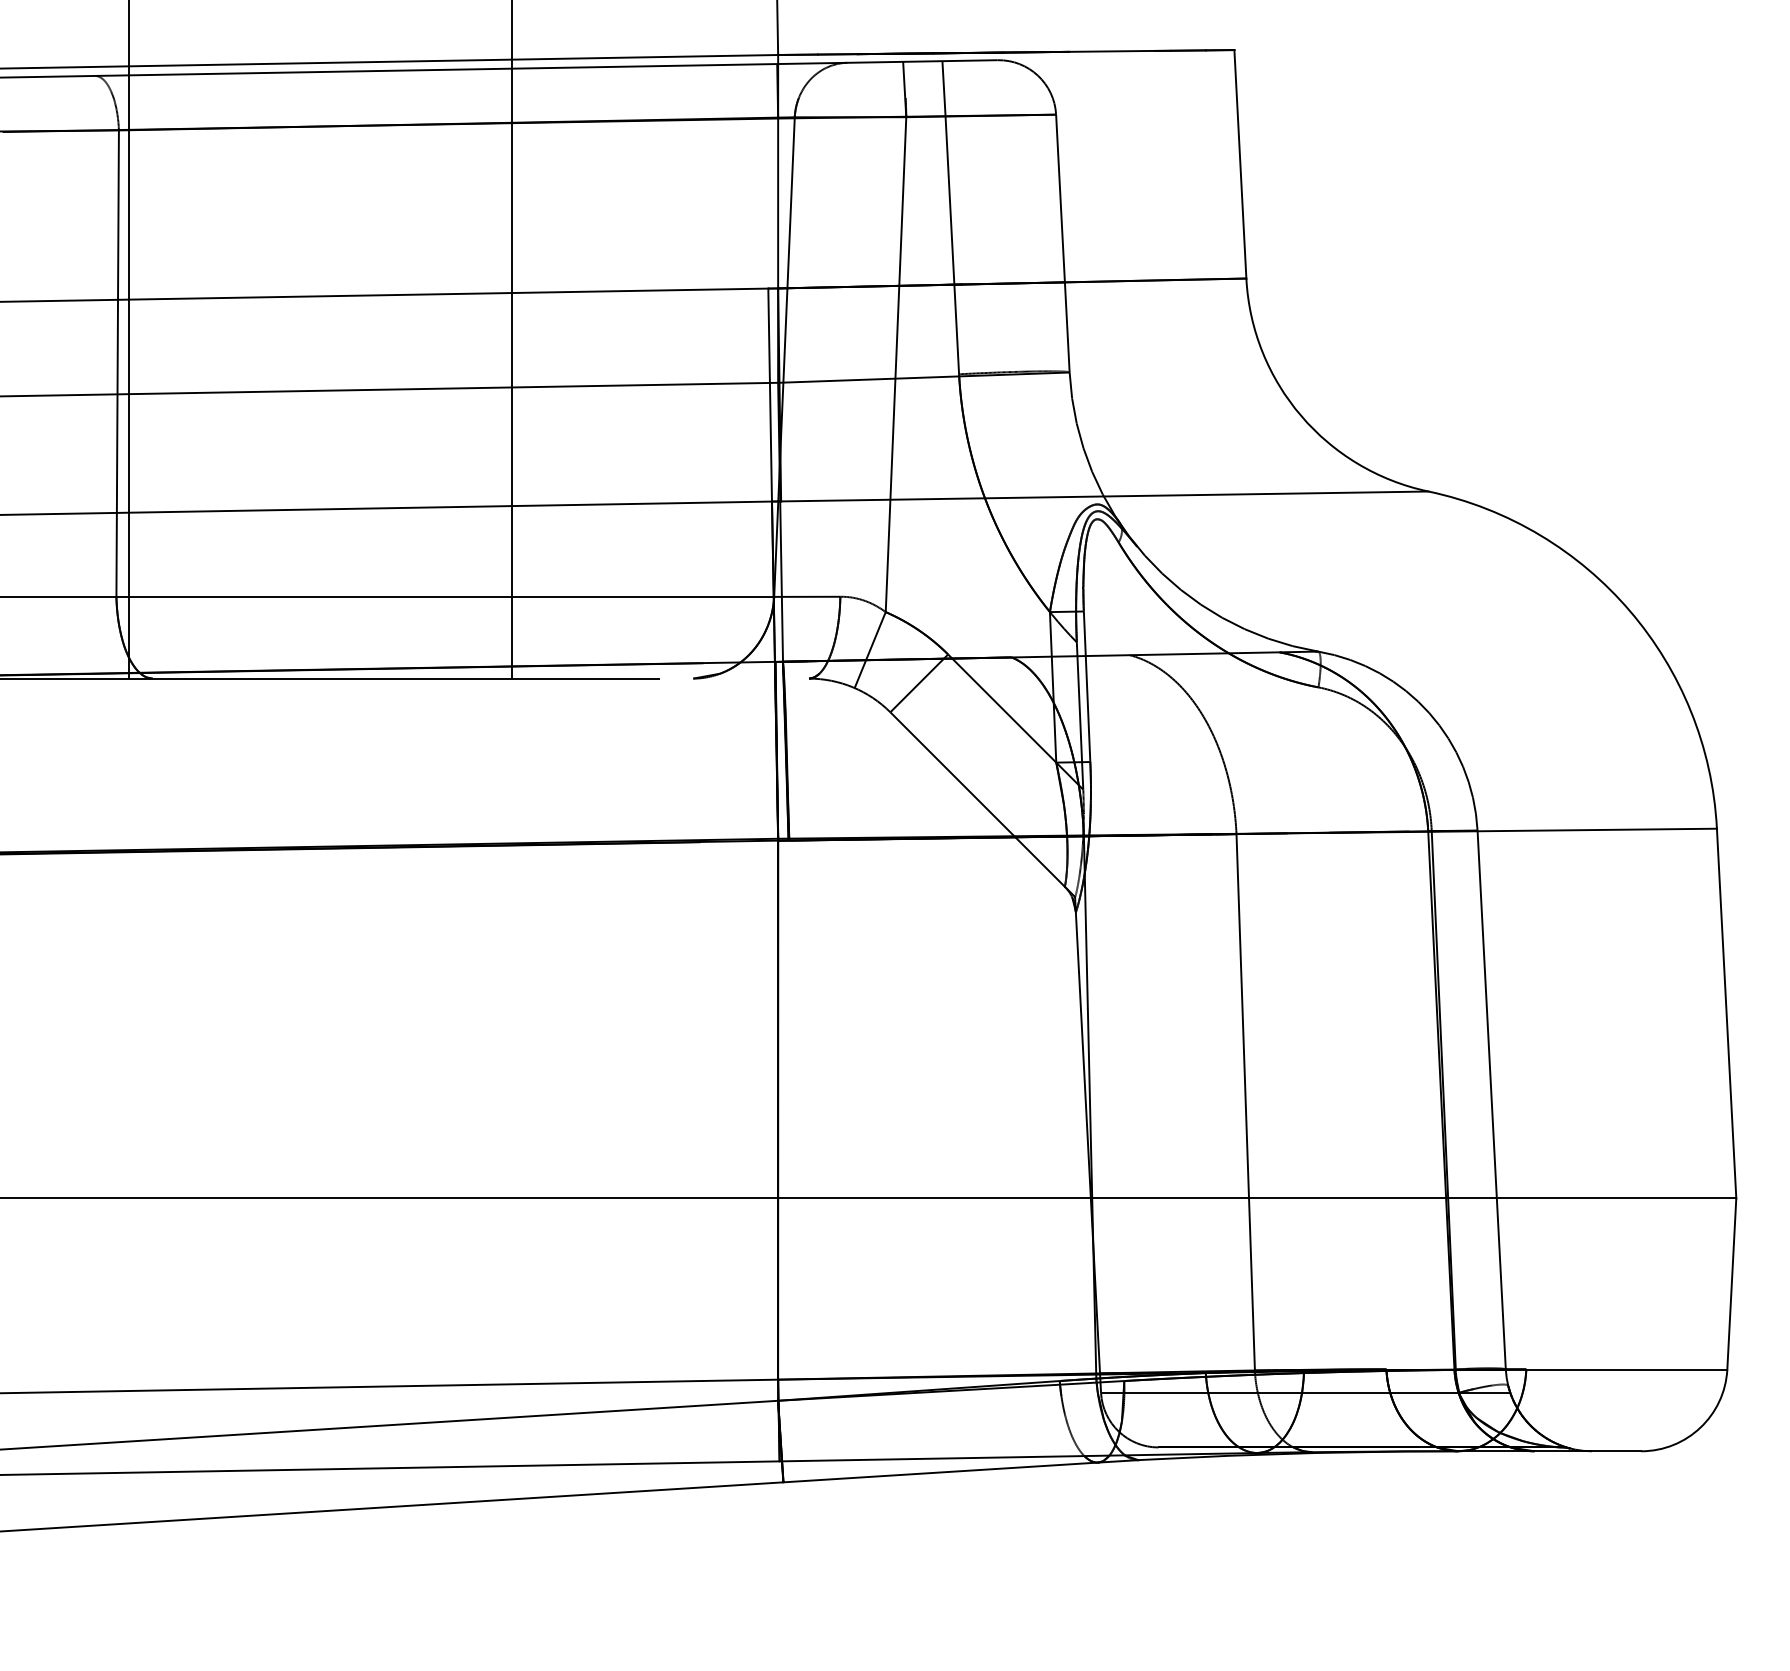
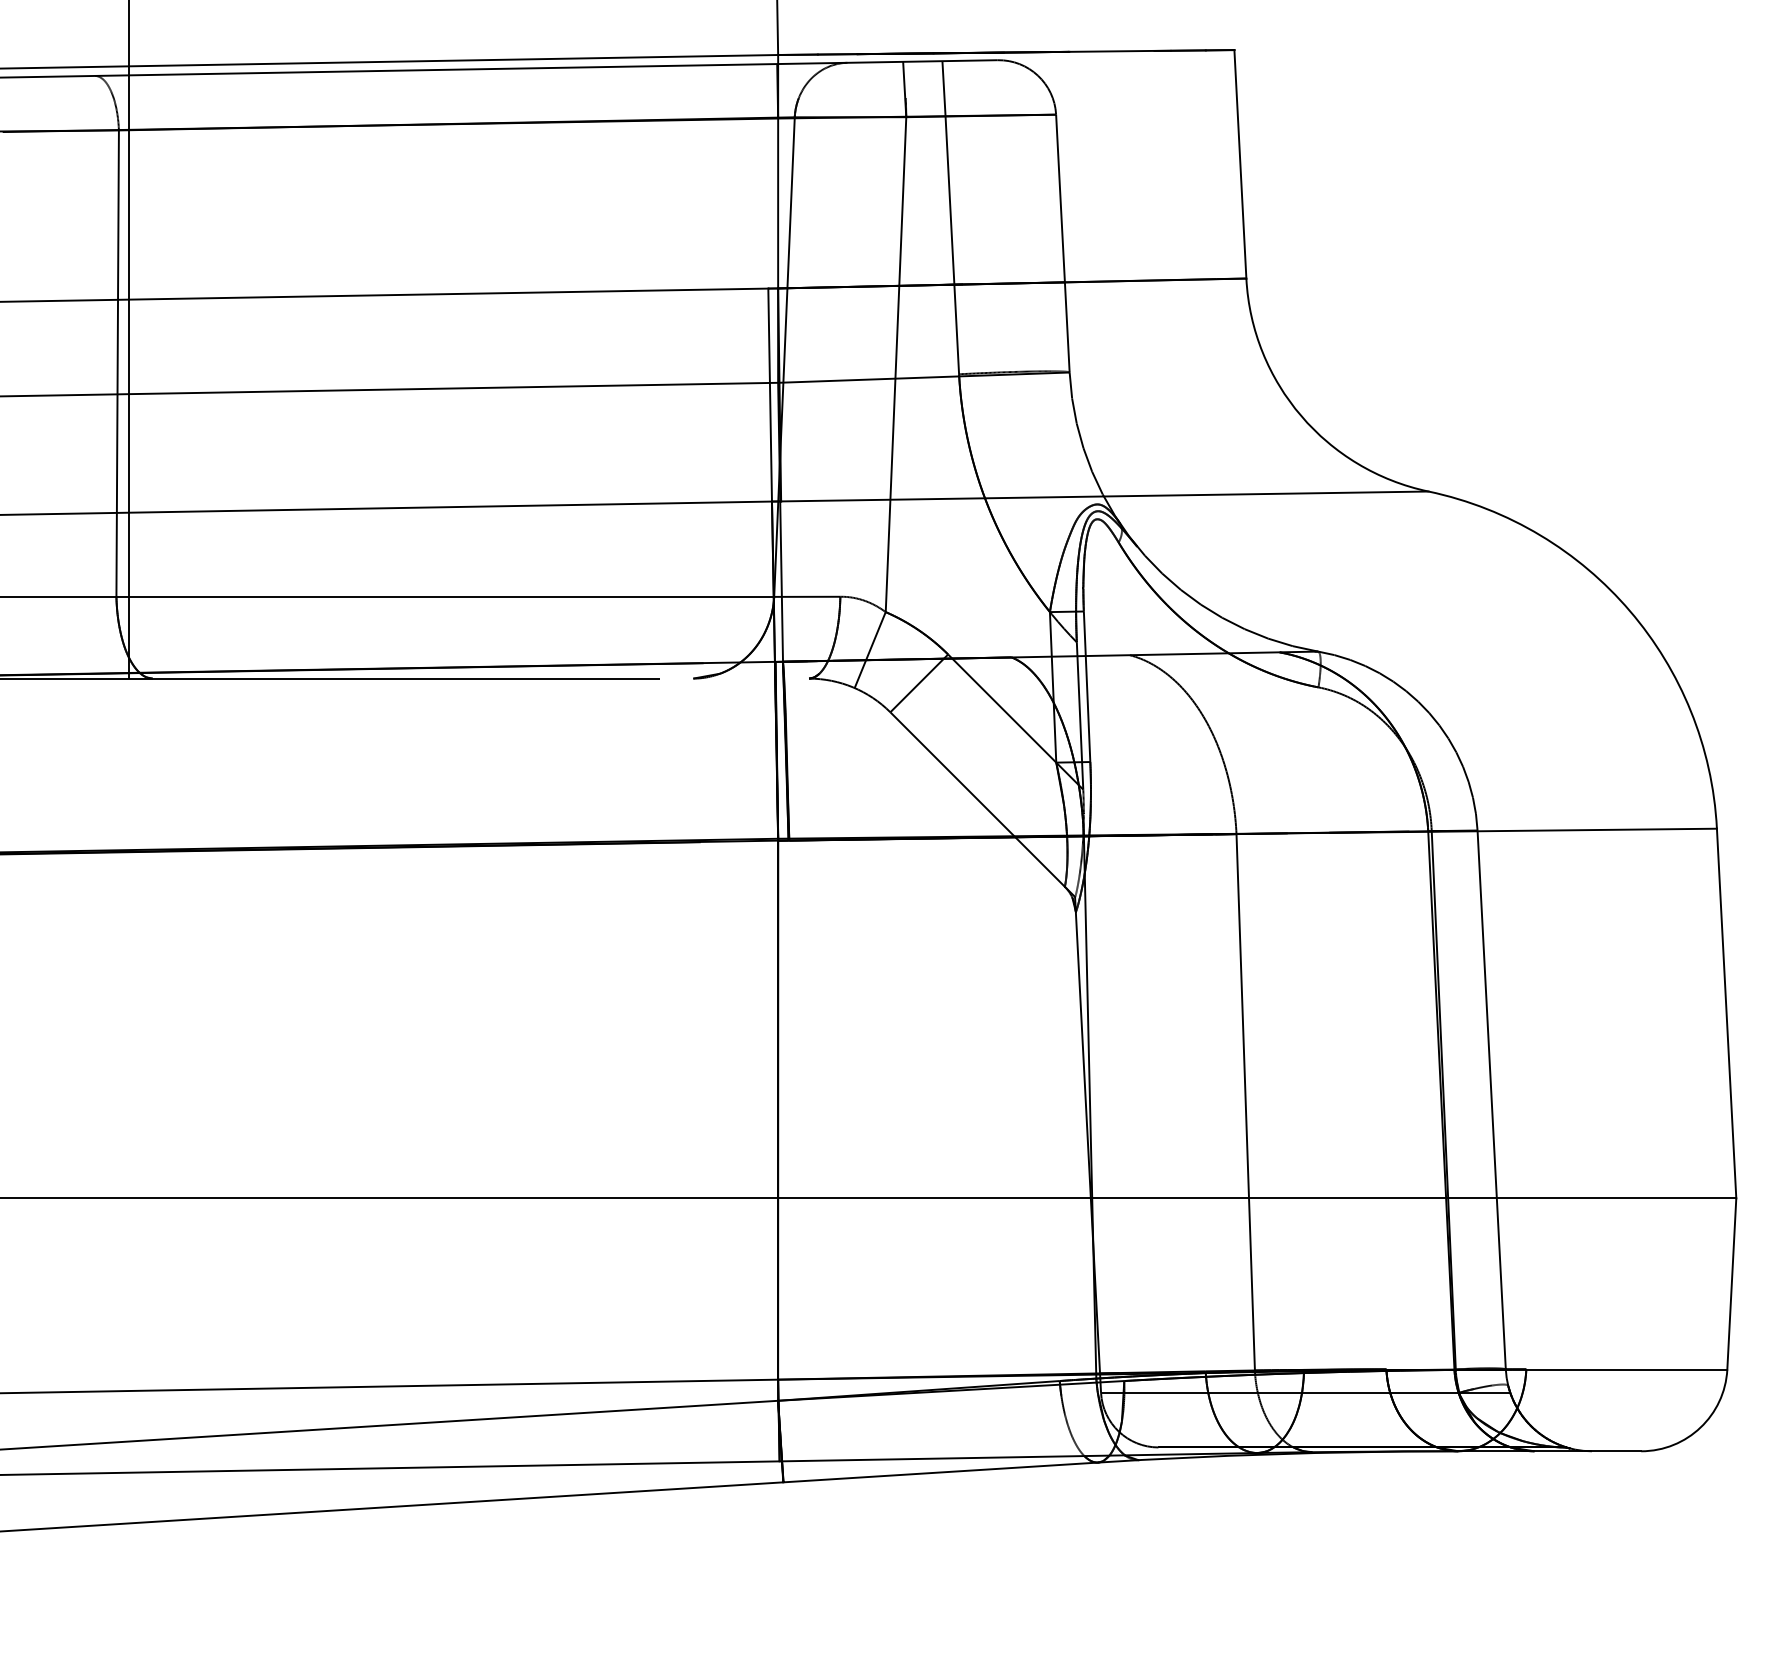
line: present -> none (511, 340)
